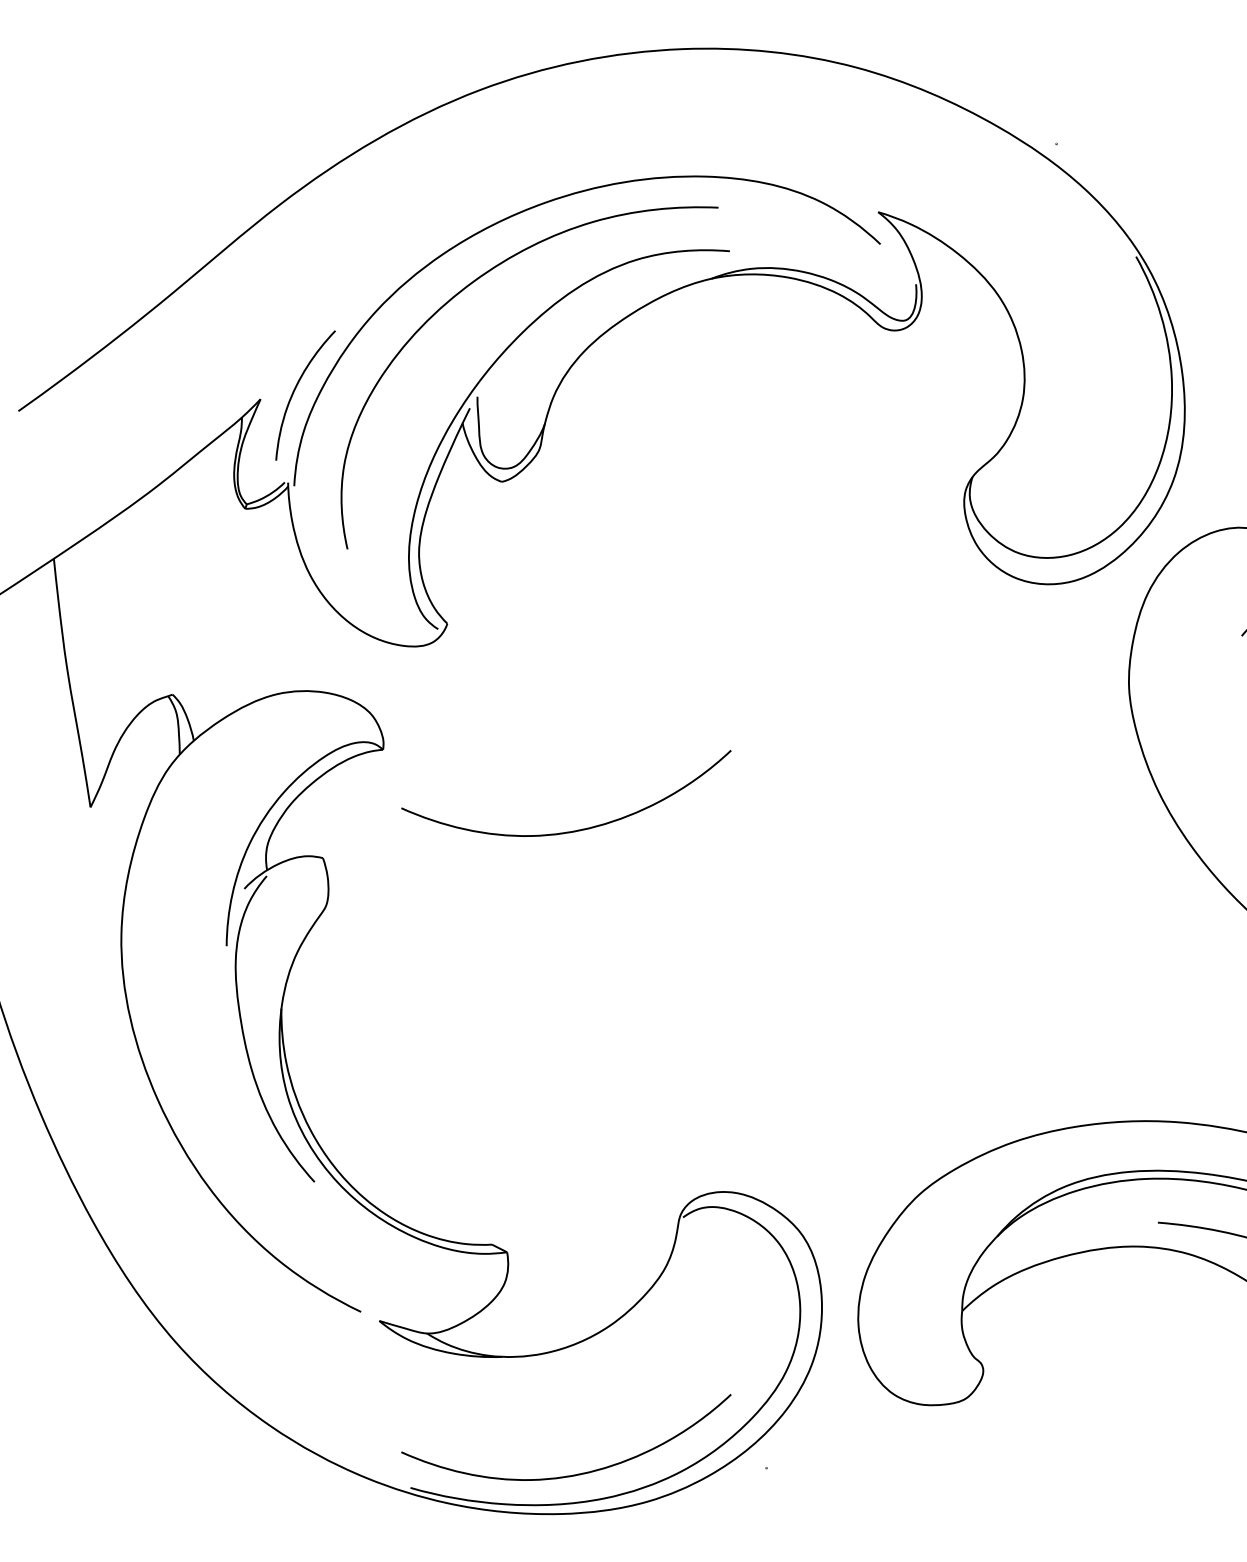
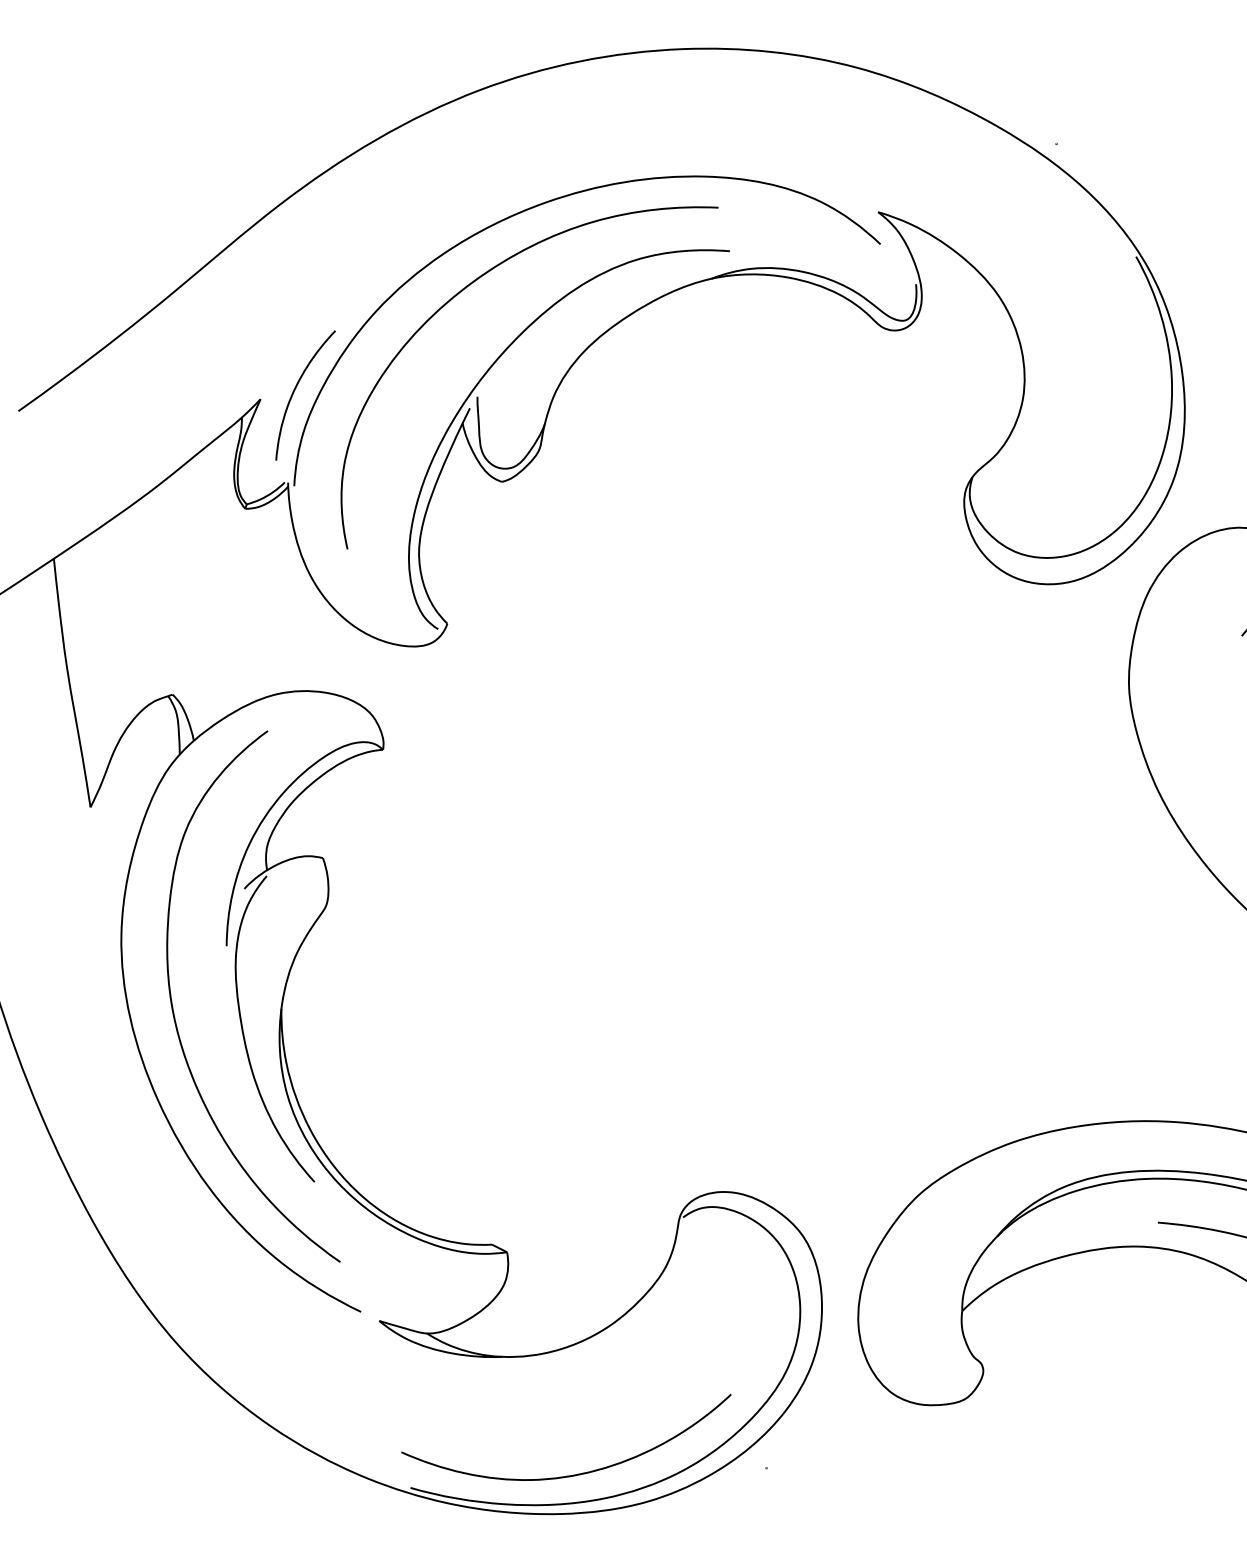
curve: present -> none (577, 829)
curve: none -> present (174, 1012)
